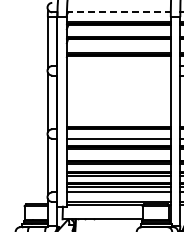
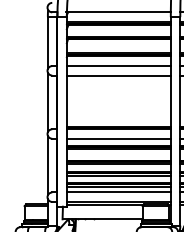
line: dashed -> solid (119, 12)
line: none -> present (118, 66)
line: none -> present (118, 75)
